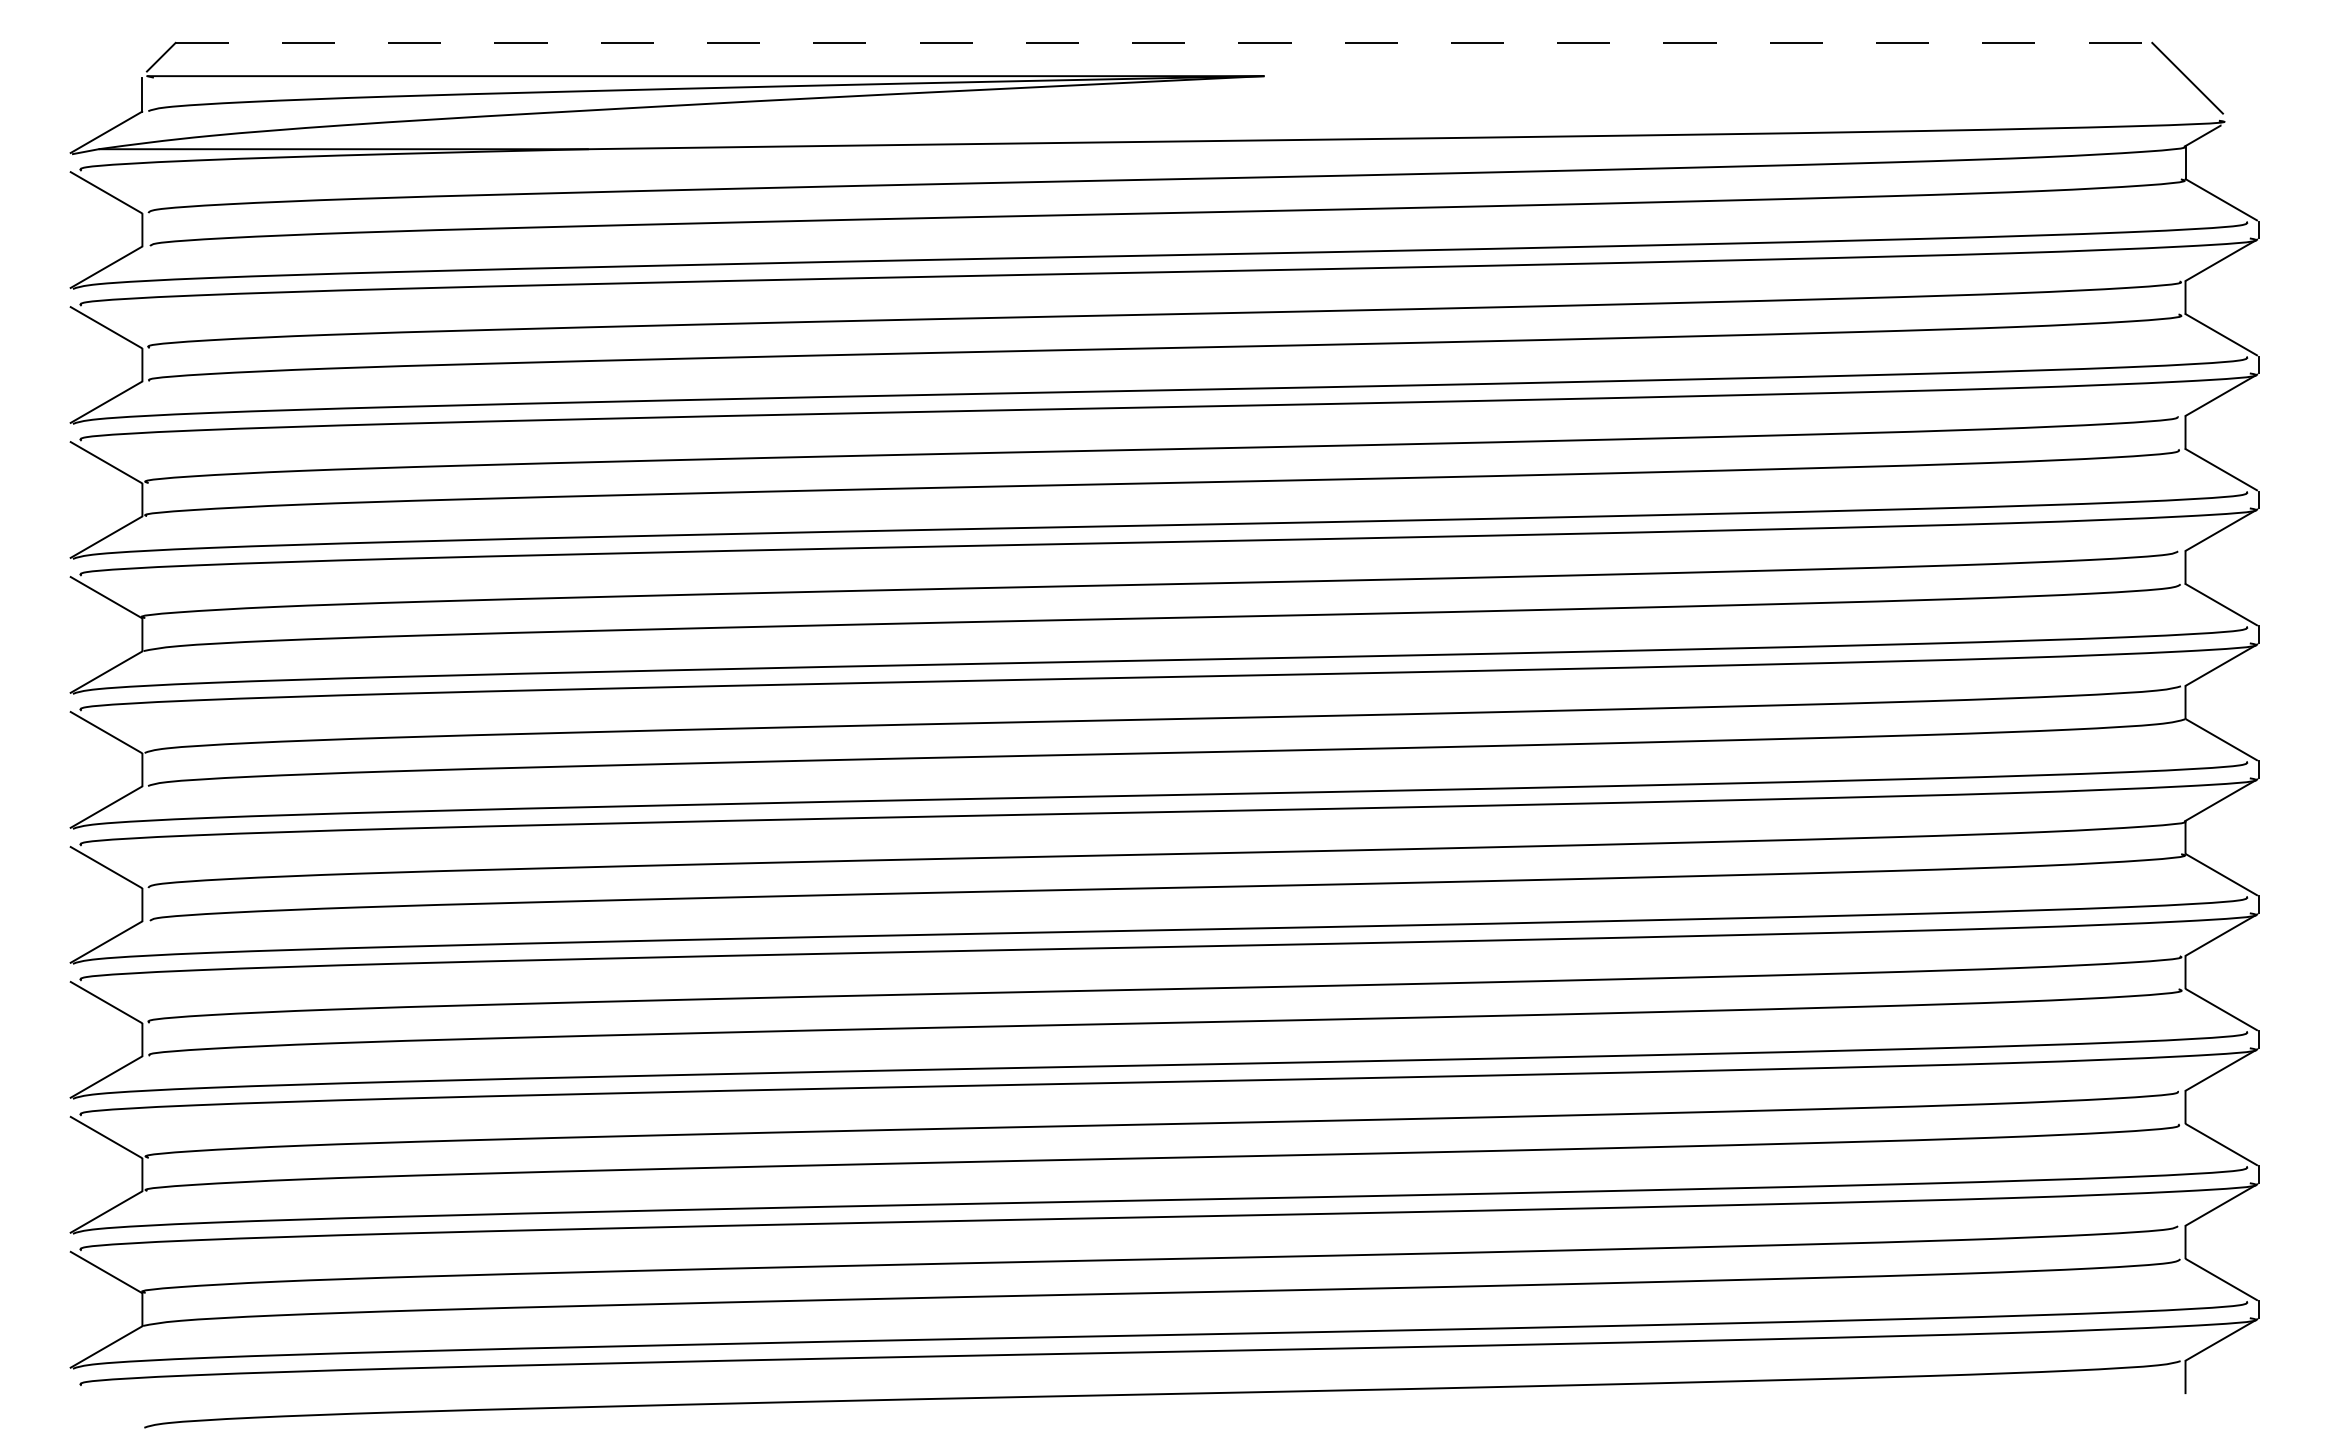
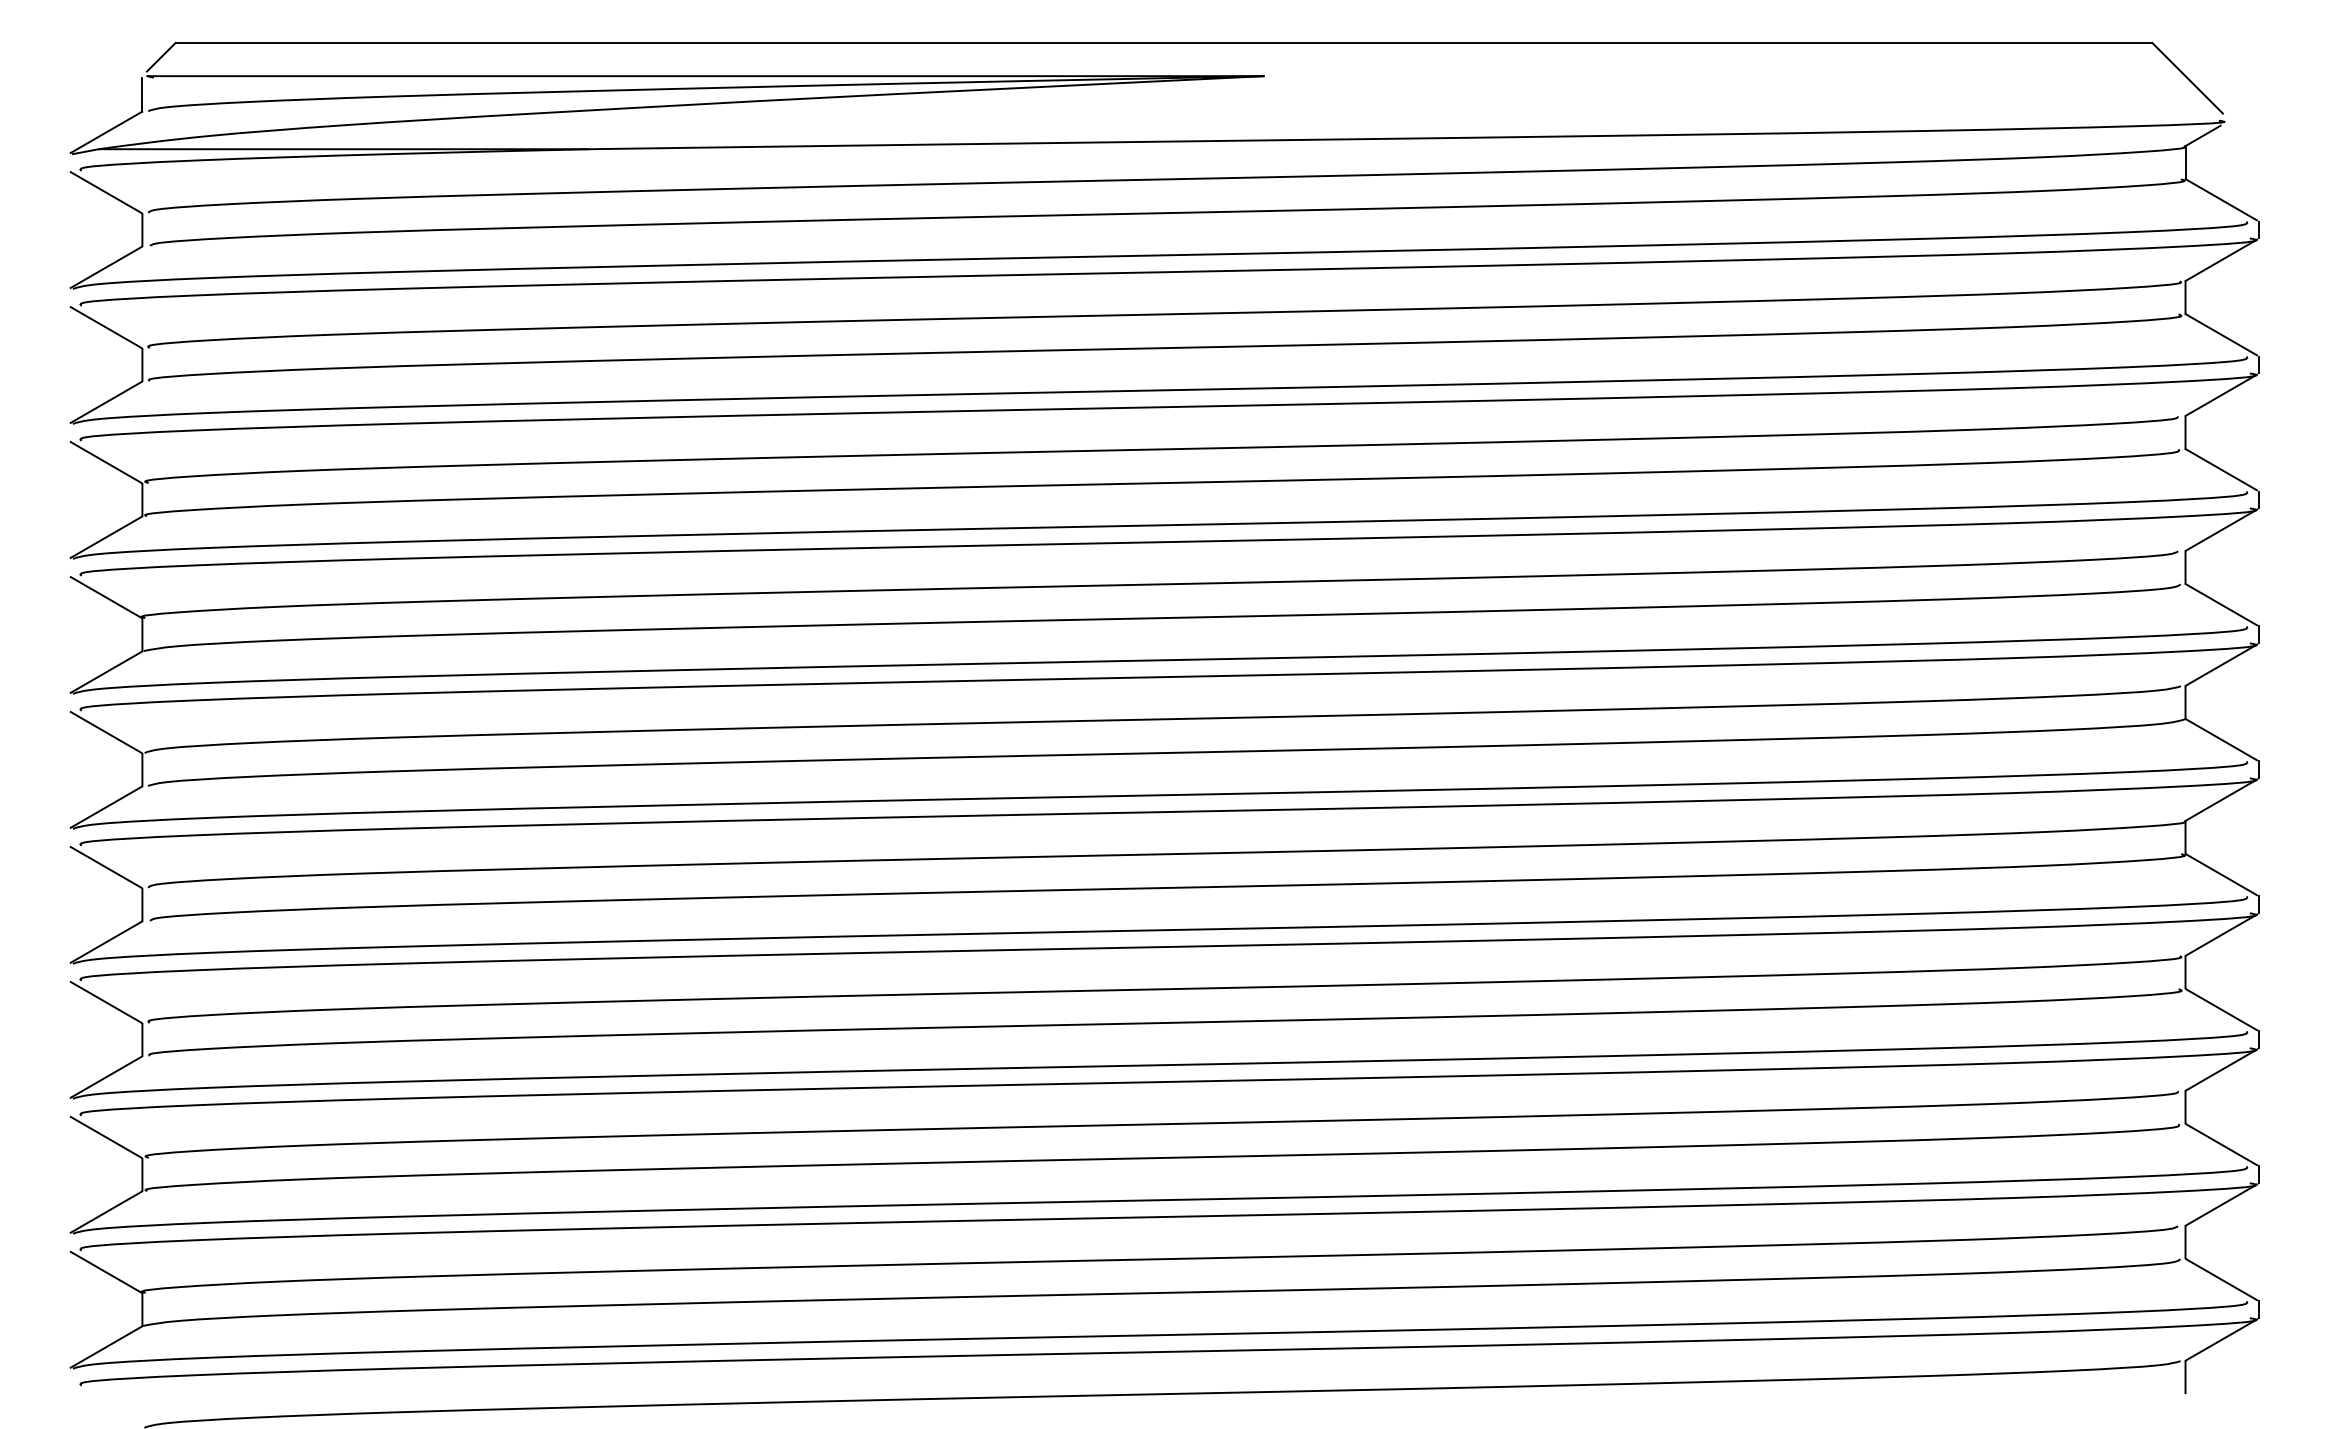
line: dashed -> solid (1164, 42)
